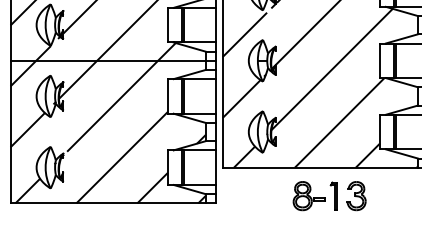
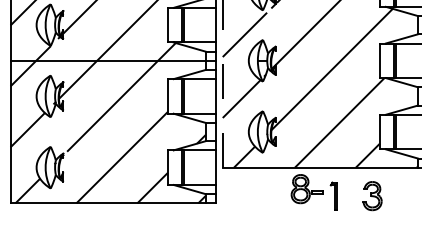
line: solid -> dashed (222, 83)
part position: (308, 196) -> (306, 189) (306, 189)
part position: (356, 196) -> (372, 196) (372, 196)
